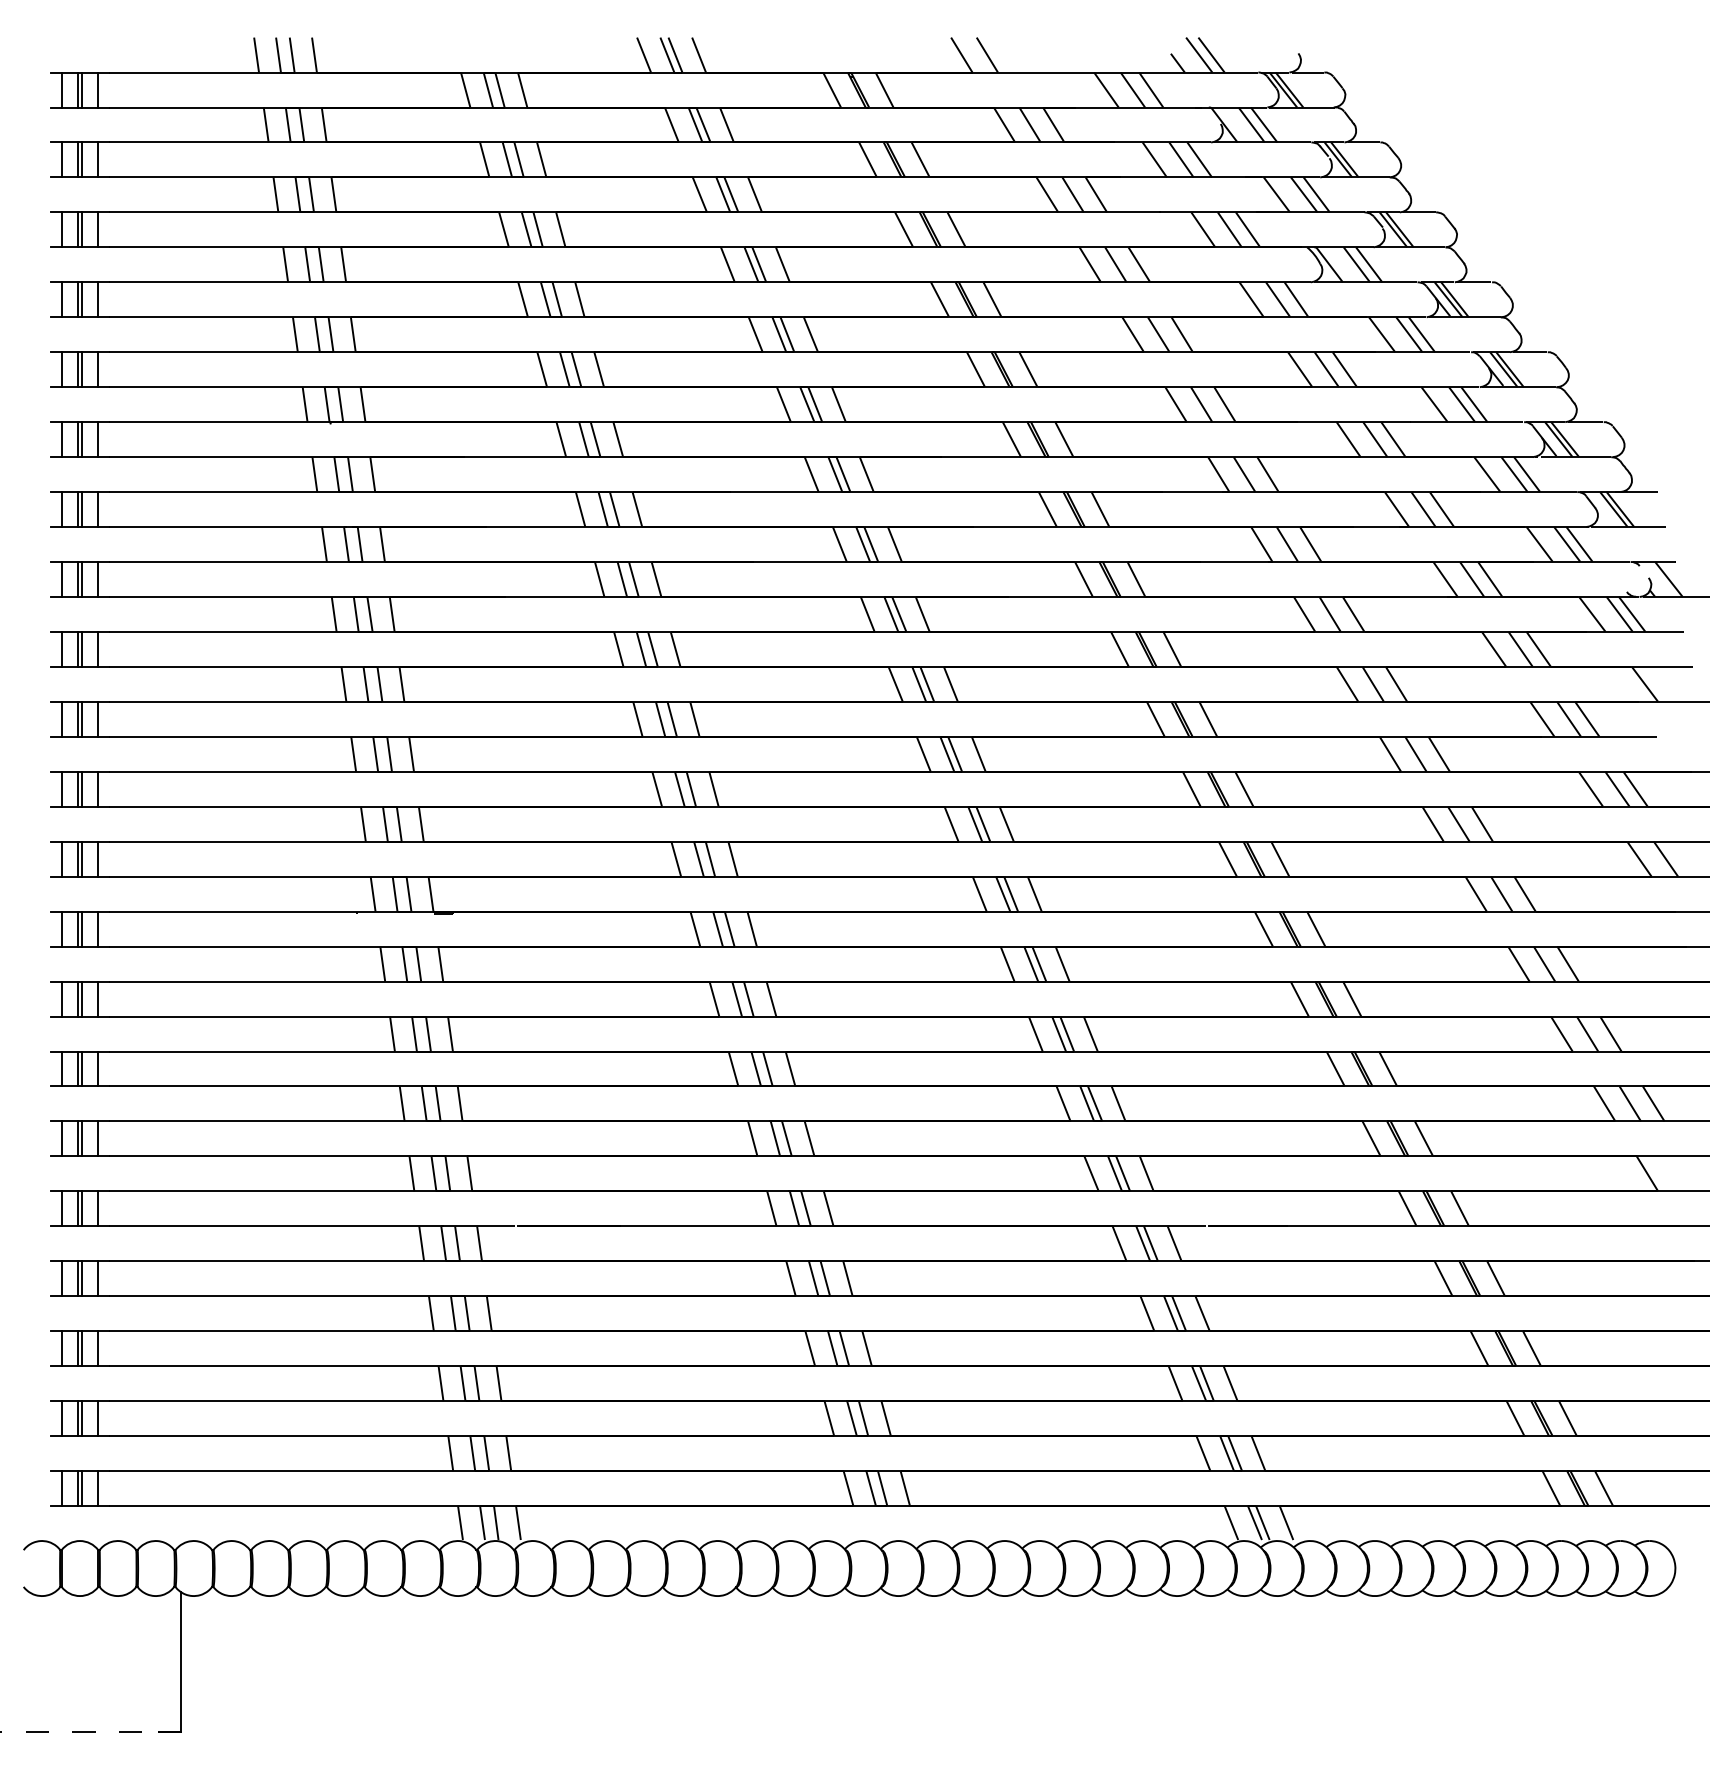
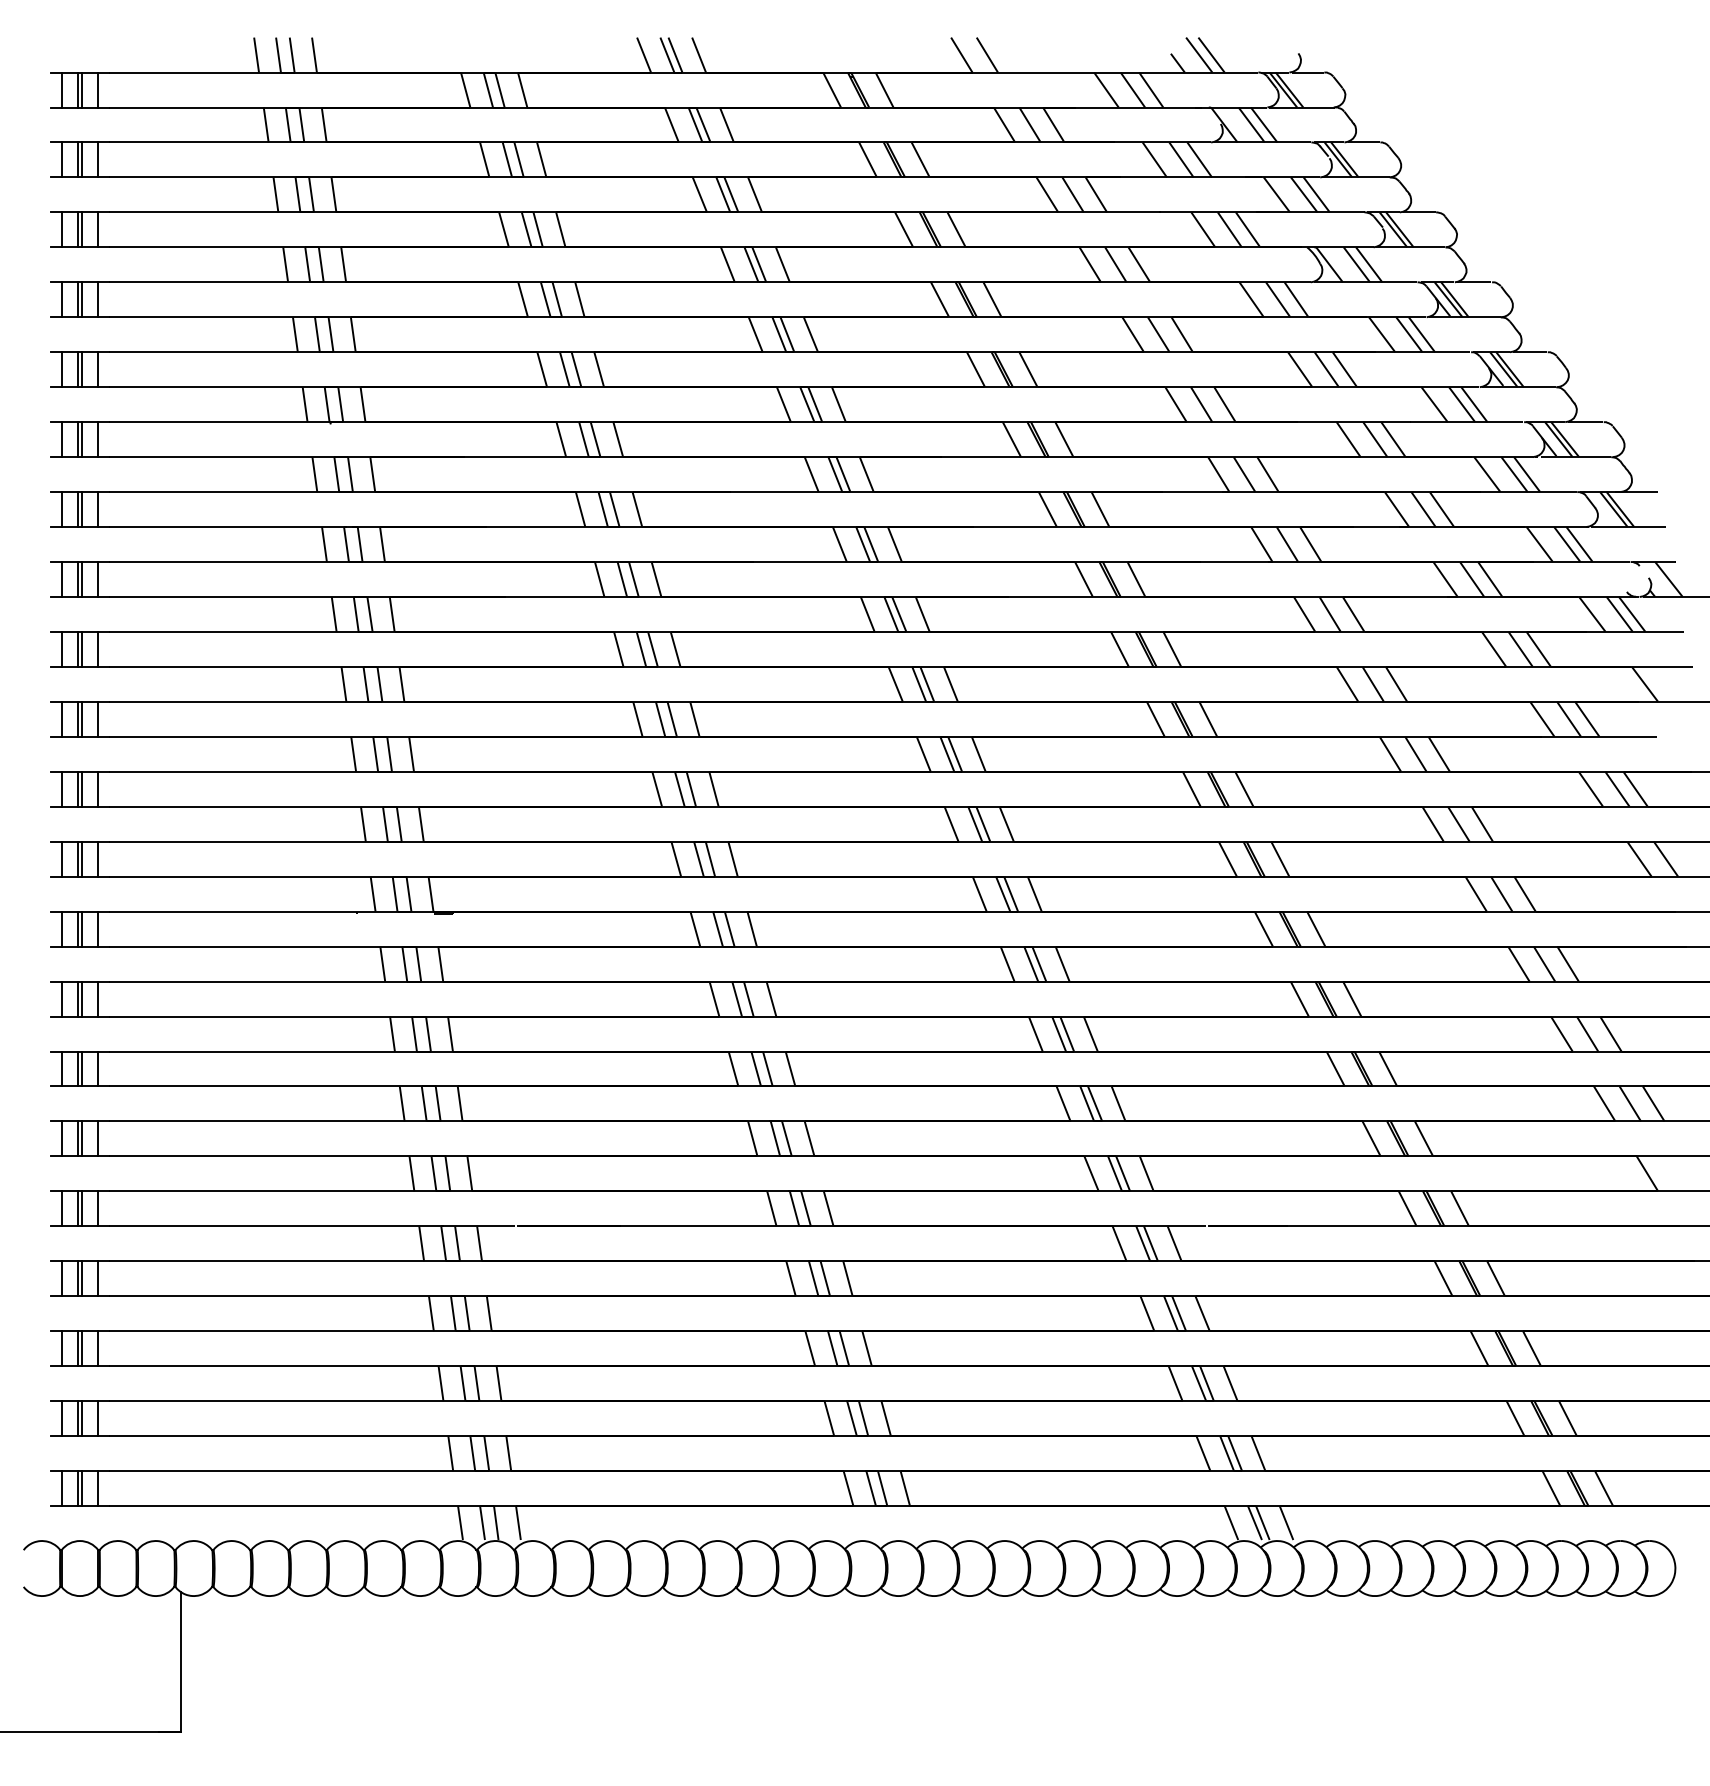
line: dashed -> solid (90, 1732)
